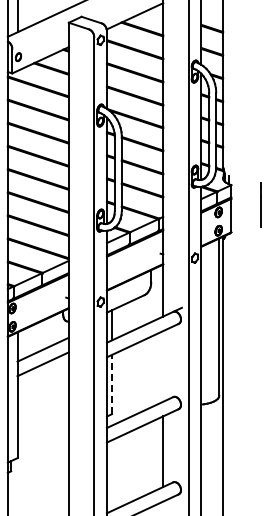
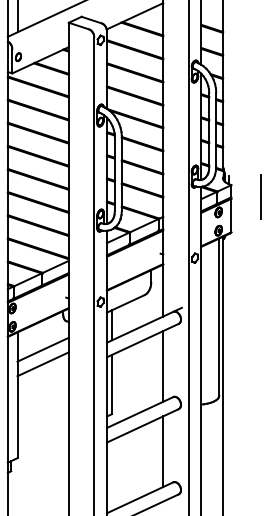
line position: (260, 204) -> (260, 196) (260, 196)
line: none -> present (163, 366)
line: dashed -> solid (111, 384)
